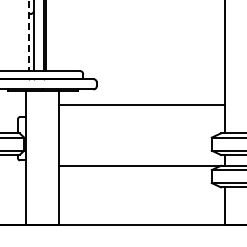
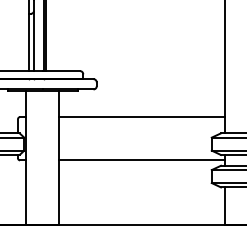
line: dashed -> solid (29, 36)
line position: (141, 105) -> (141, 117) (141, 117)
line position: (141, 166) -> (141, 160) (141, 160)
